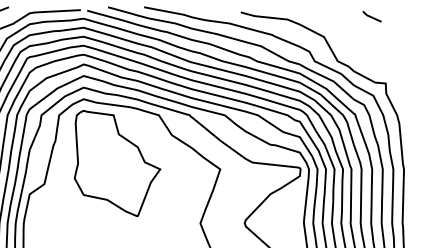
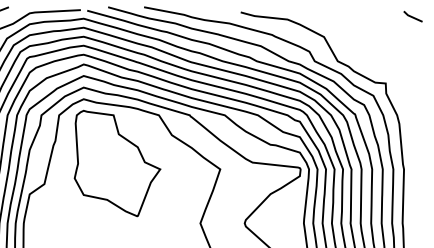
line position: (371, 16) -> (412, 16) (412, 16)
